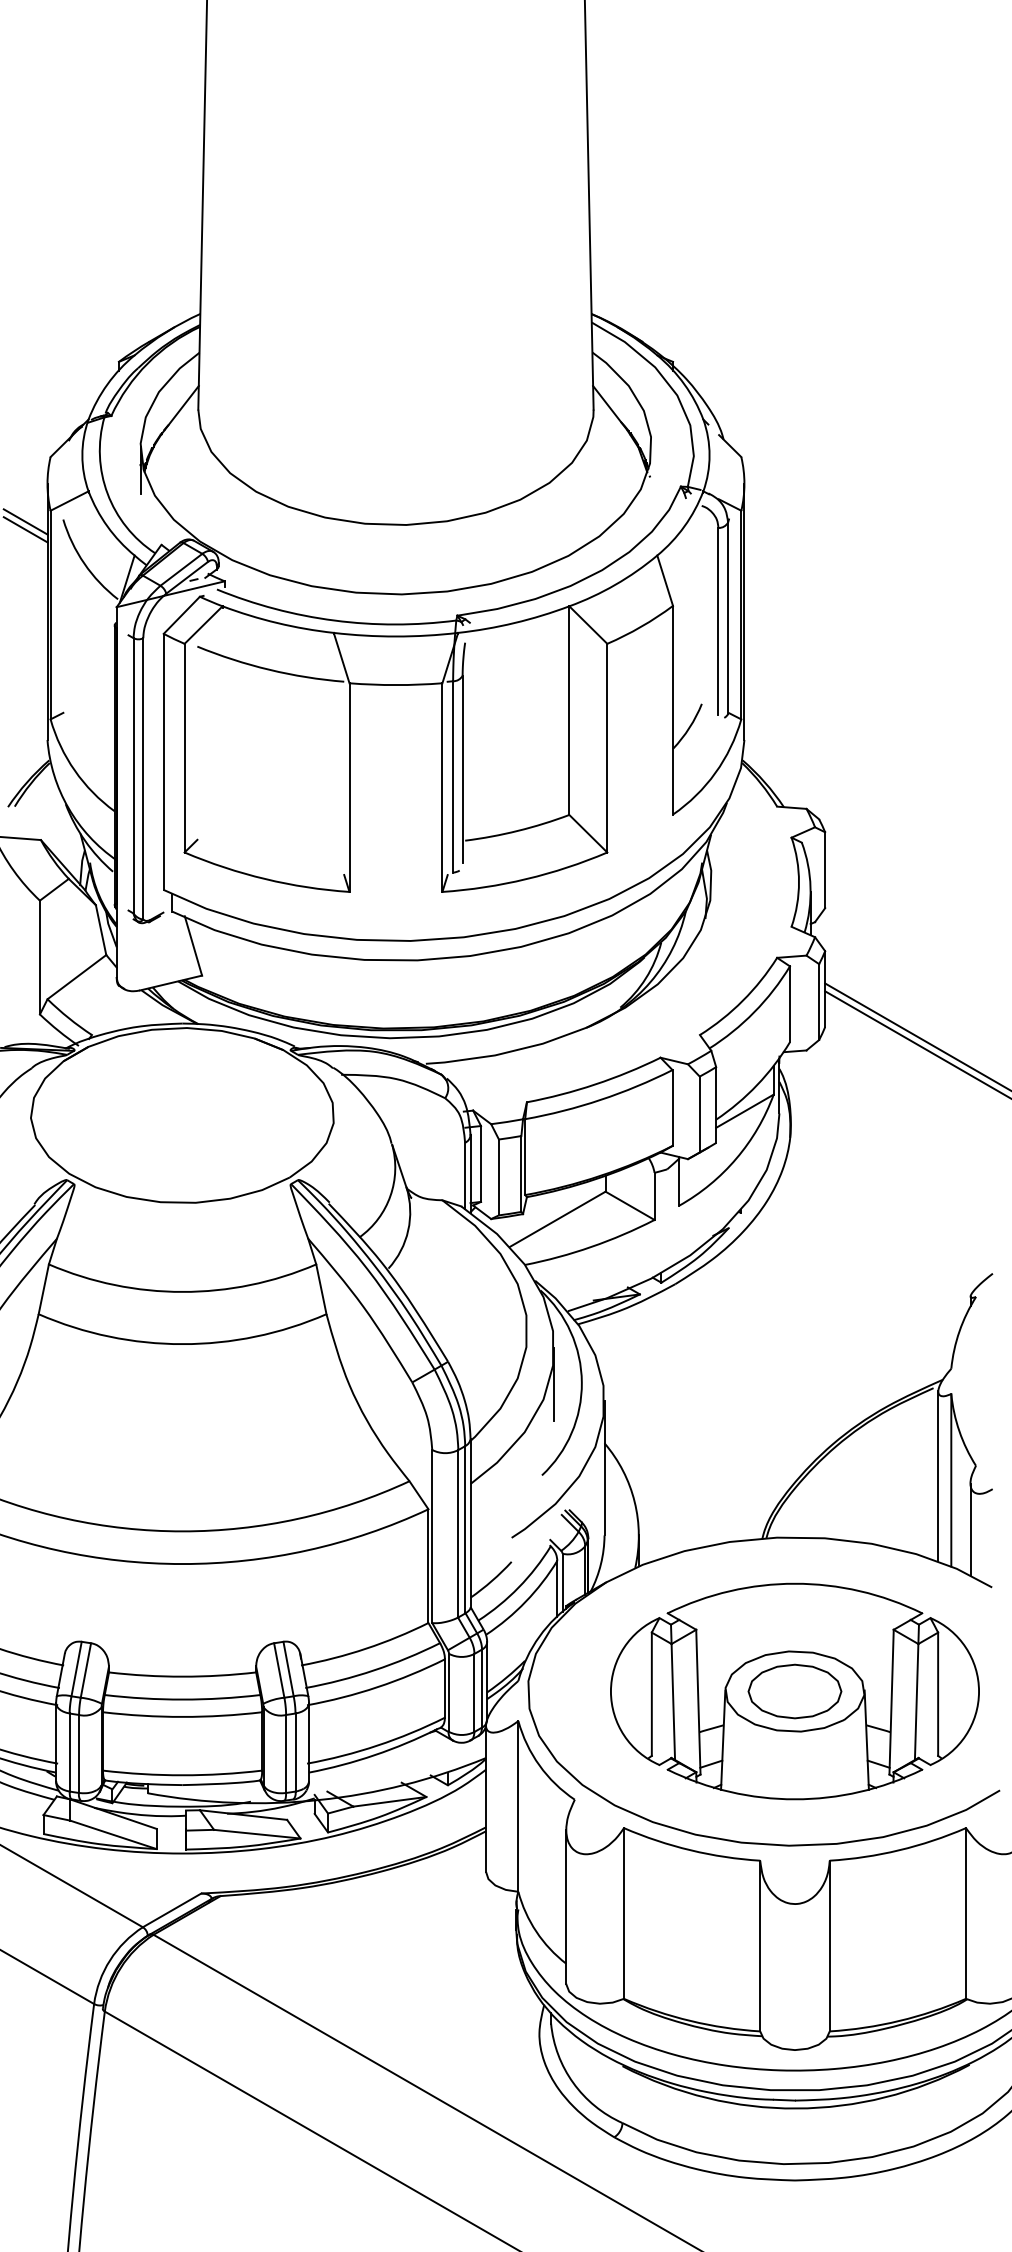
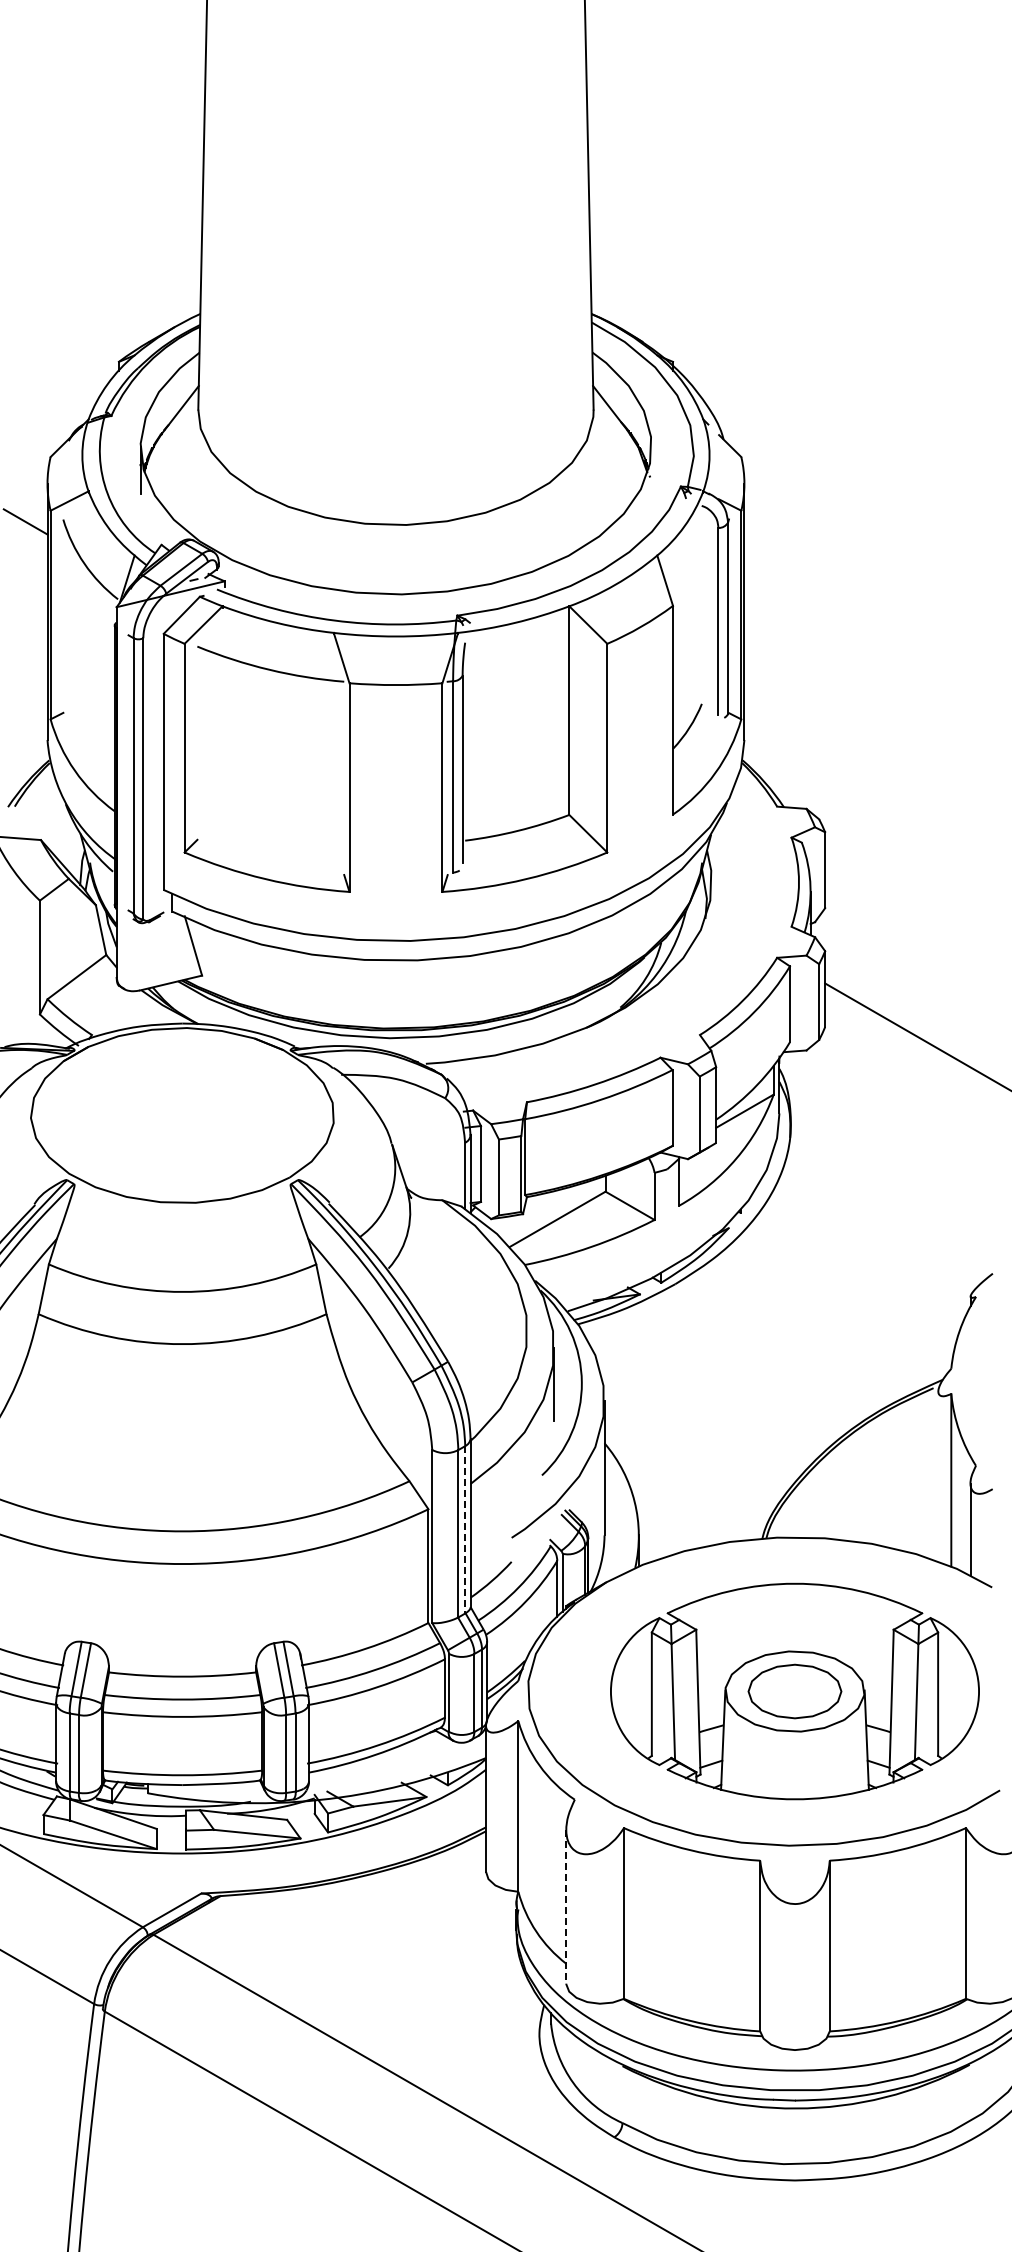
line: present -> none (25, 529)
line: present -> none (916, 1044)
line: present -> none (938, 1476)
line: solid -> dashed (465, 1529)
line: solid -> dashed (566, 1906)
